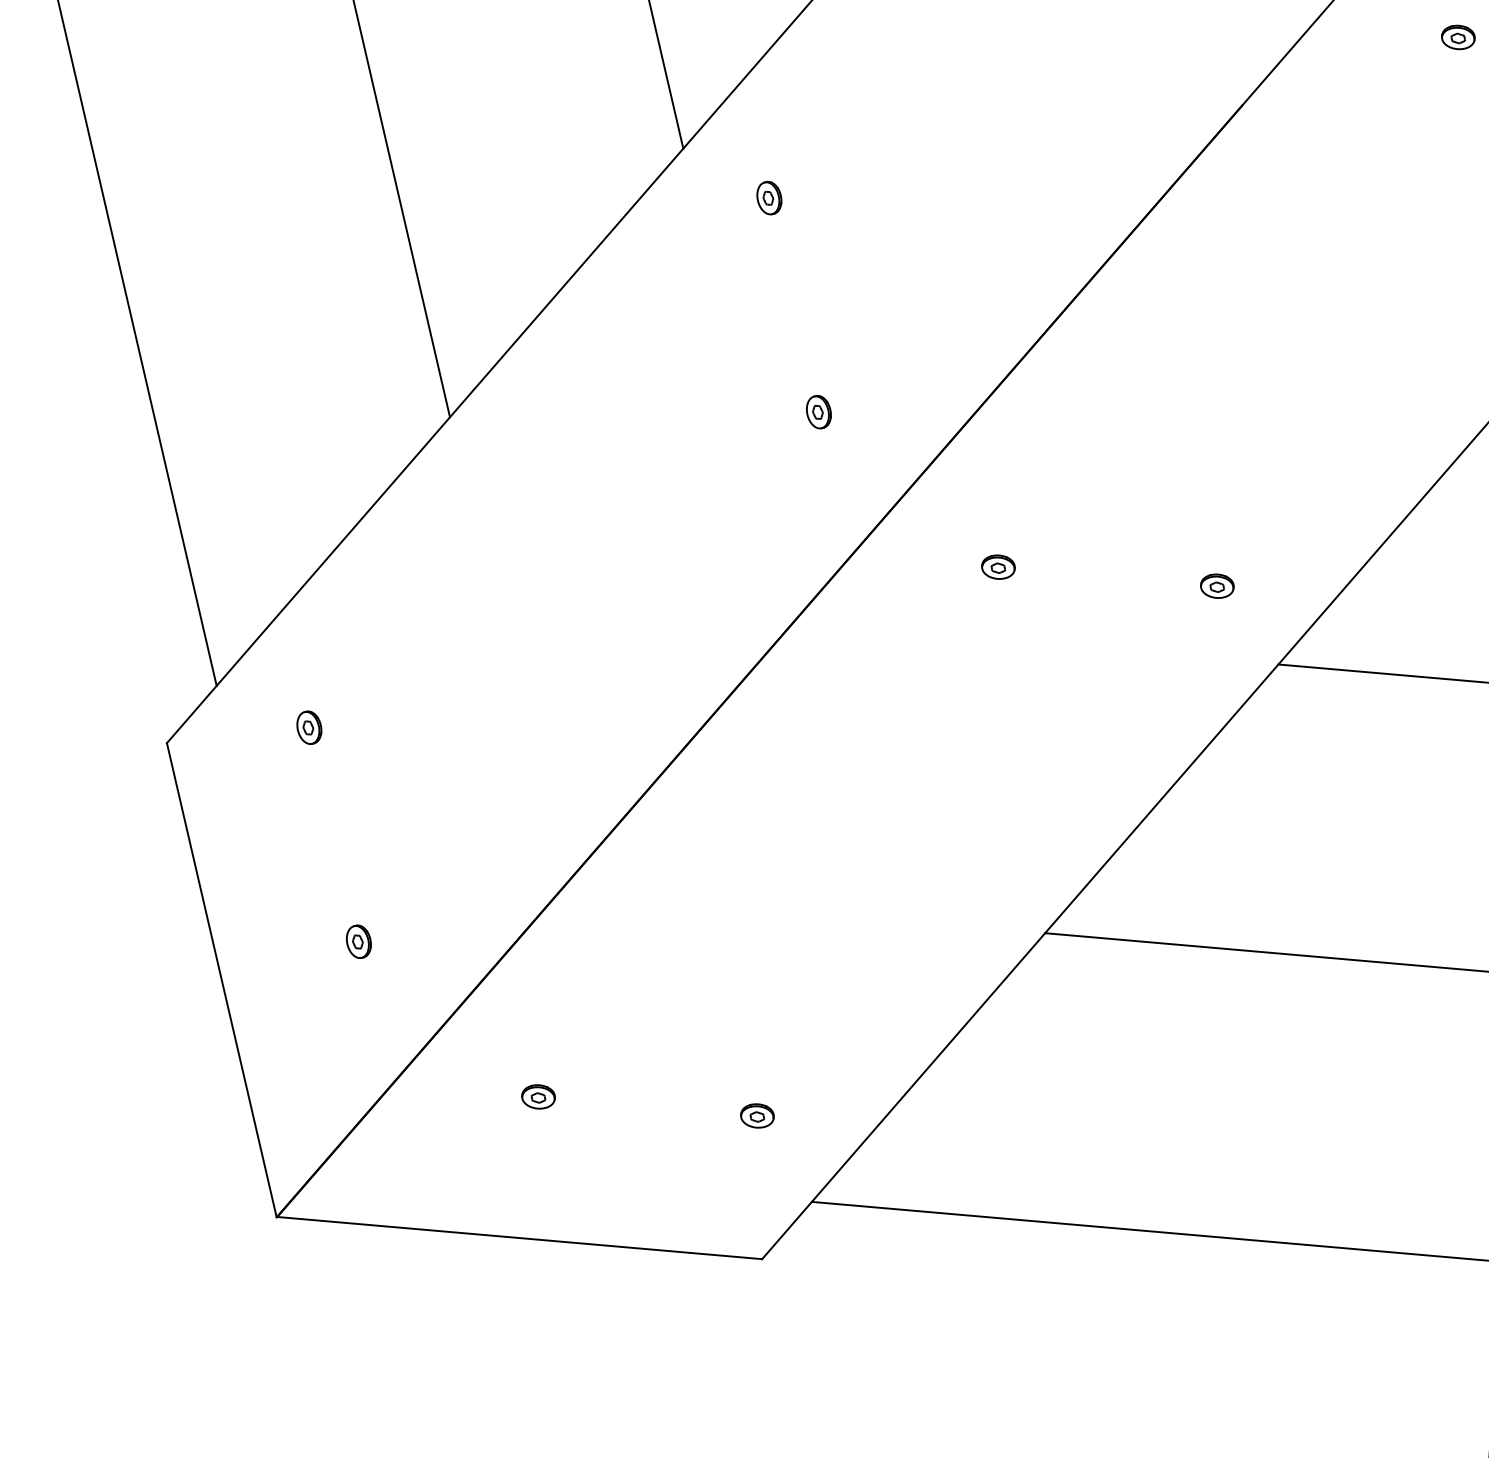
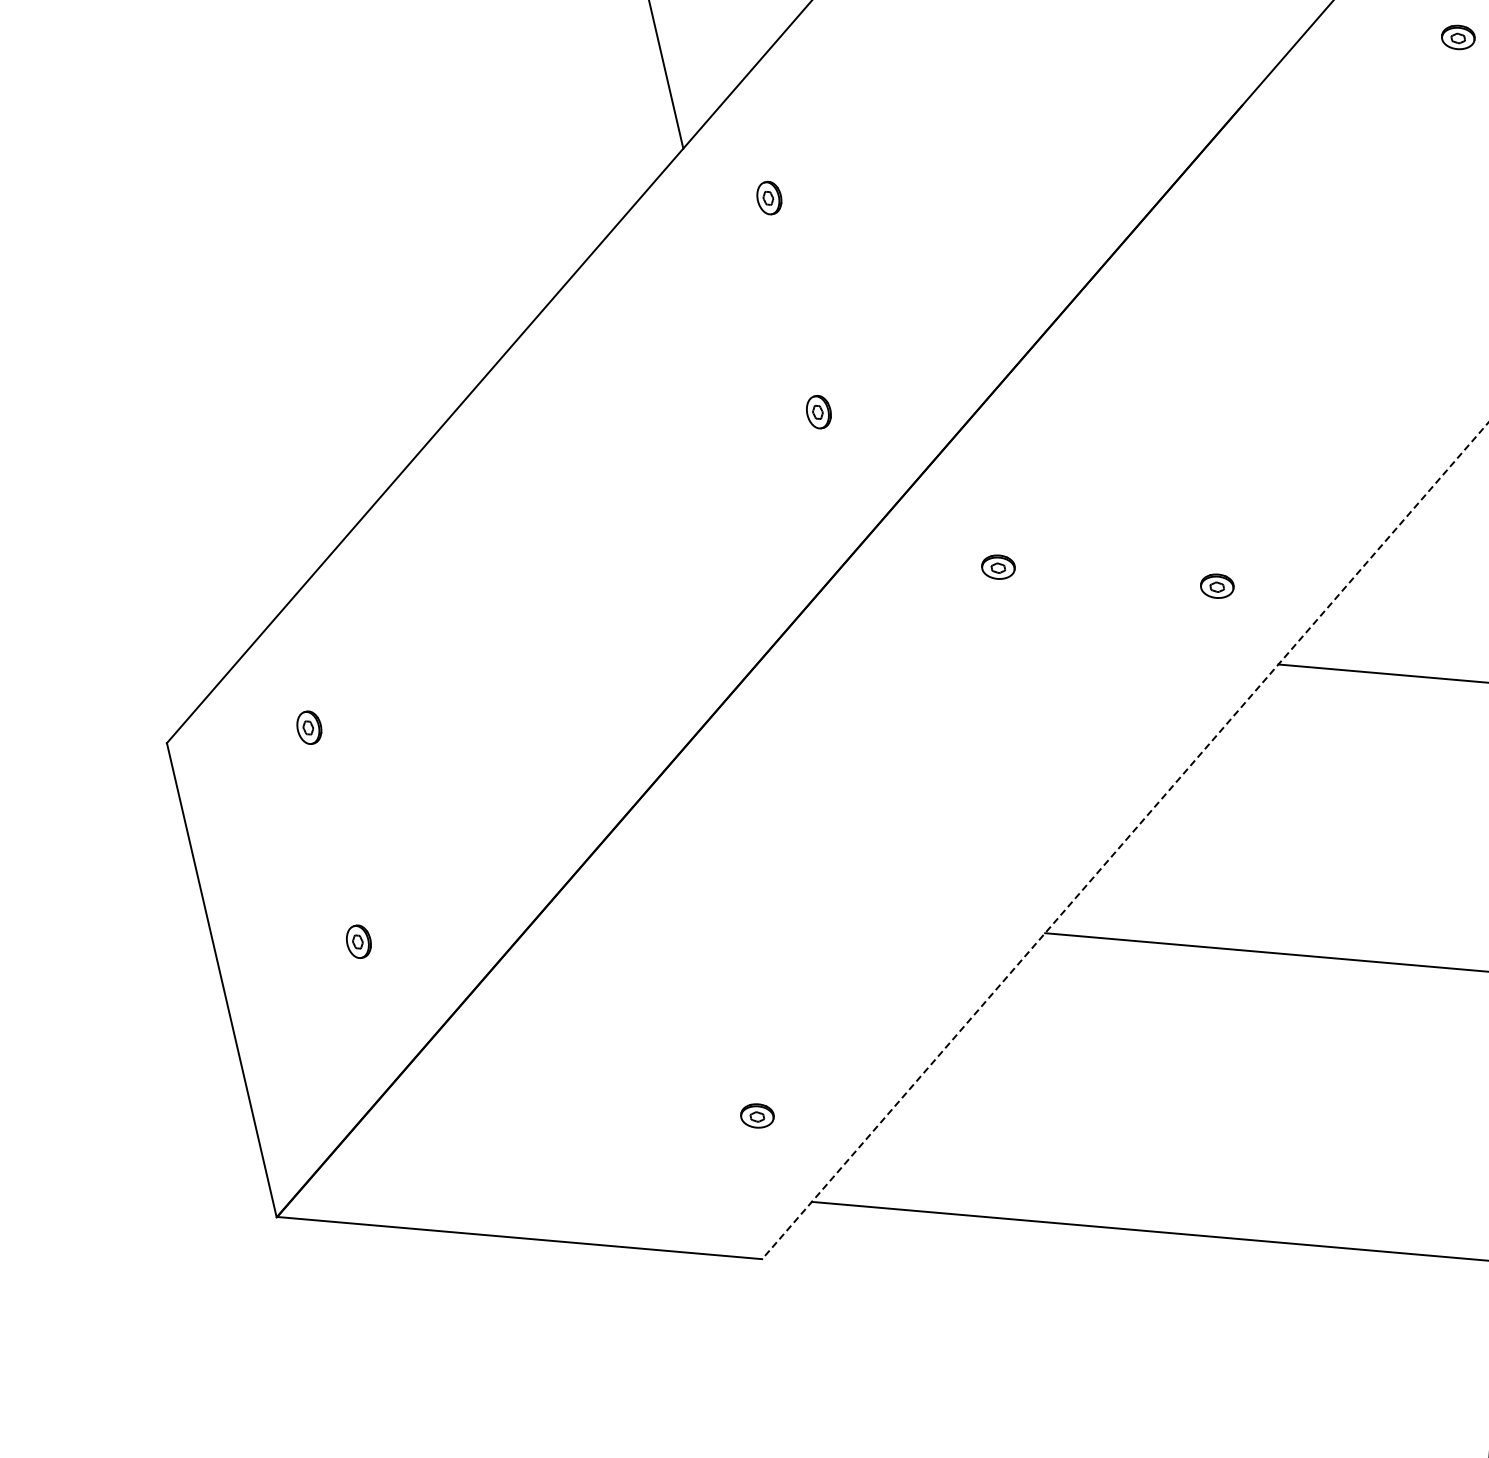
line: present -> none (401, 209)
line: present -> none (137, 343)
line: solid -> dashed (1125, 840)
part: present -> none (538, 1096)
